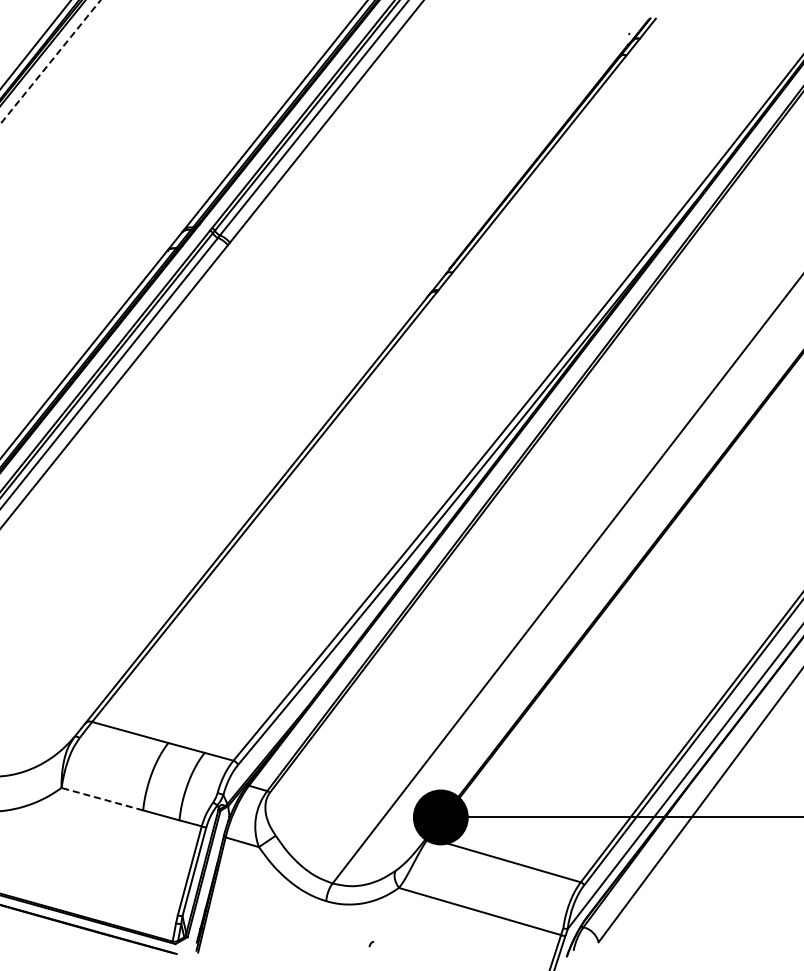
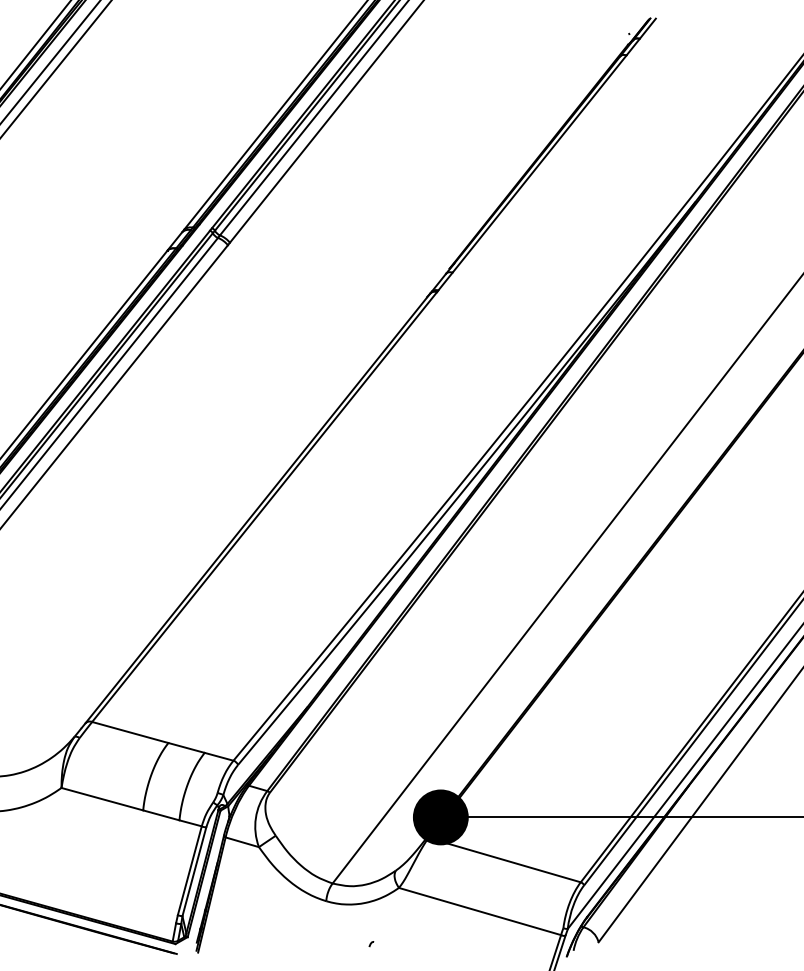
line: dashed -> solid (50, 61)
line: none -> present (55, 68)
line: dashed -> solid (101, 799)
